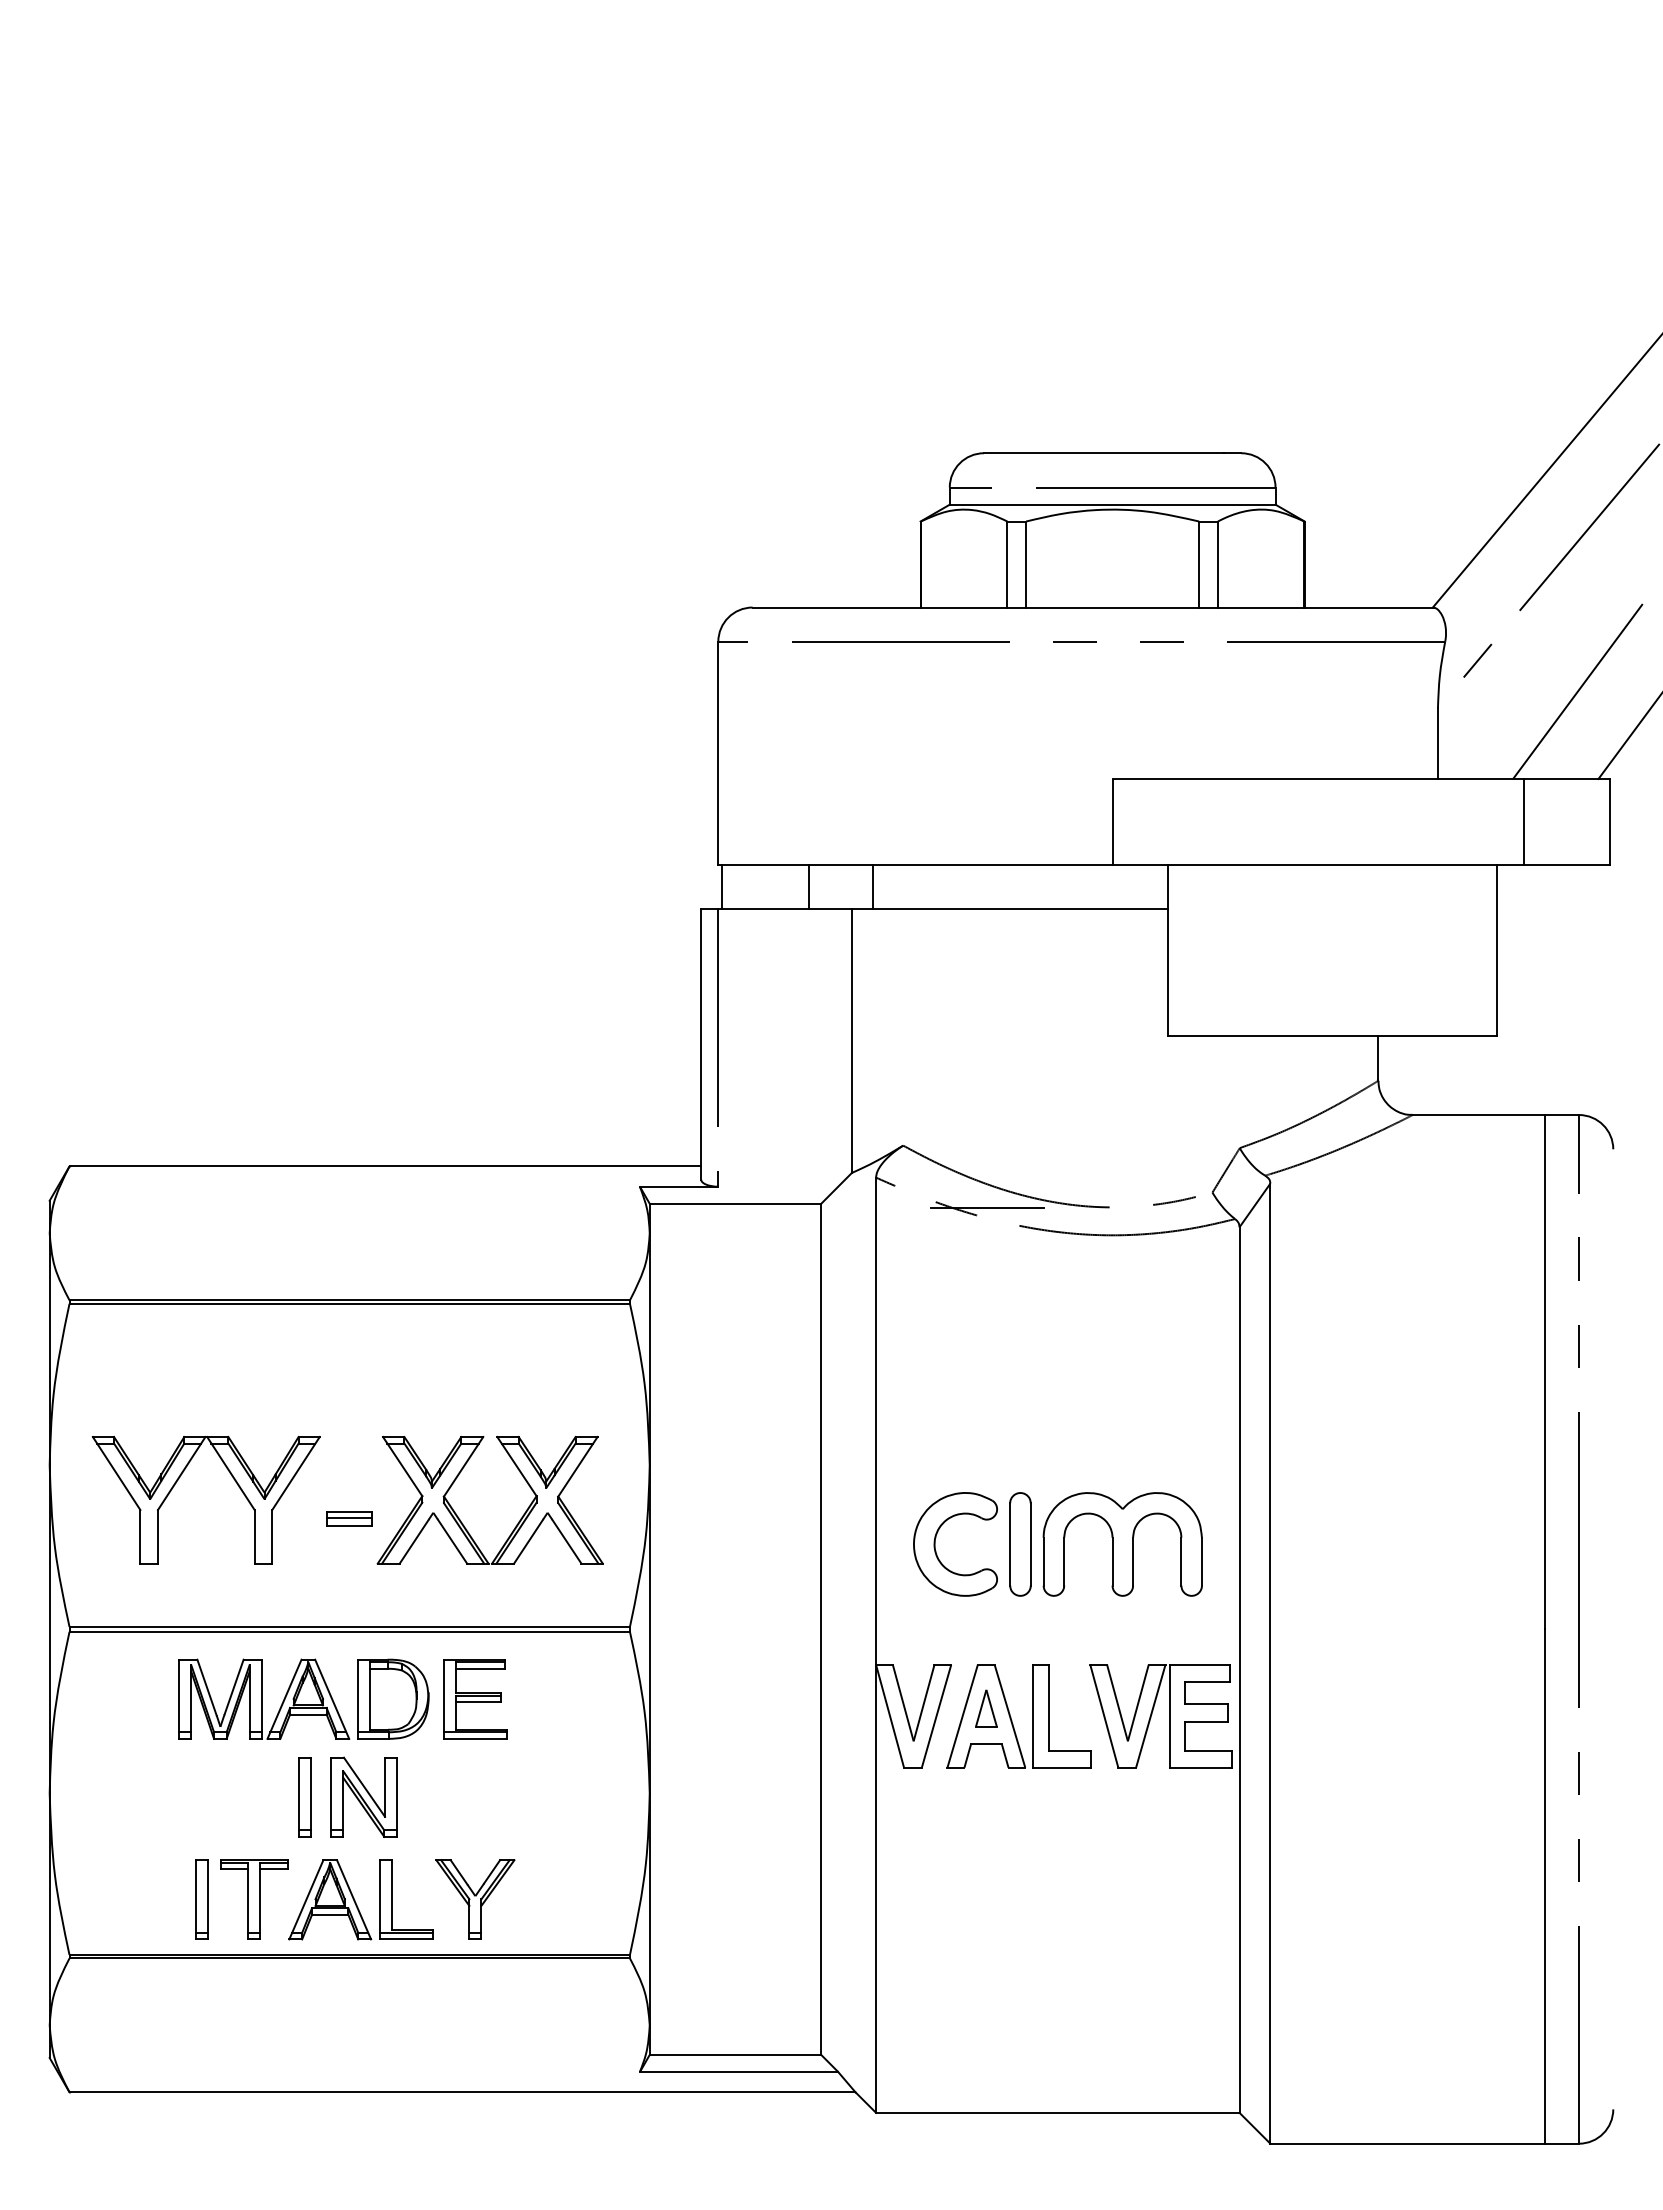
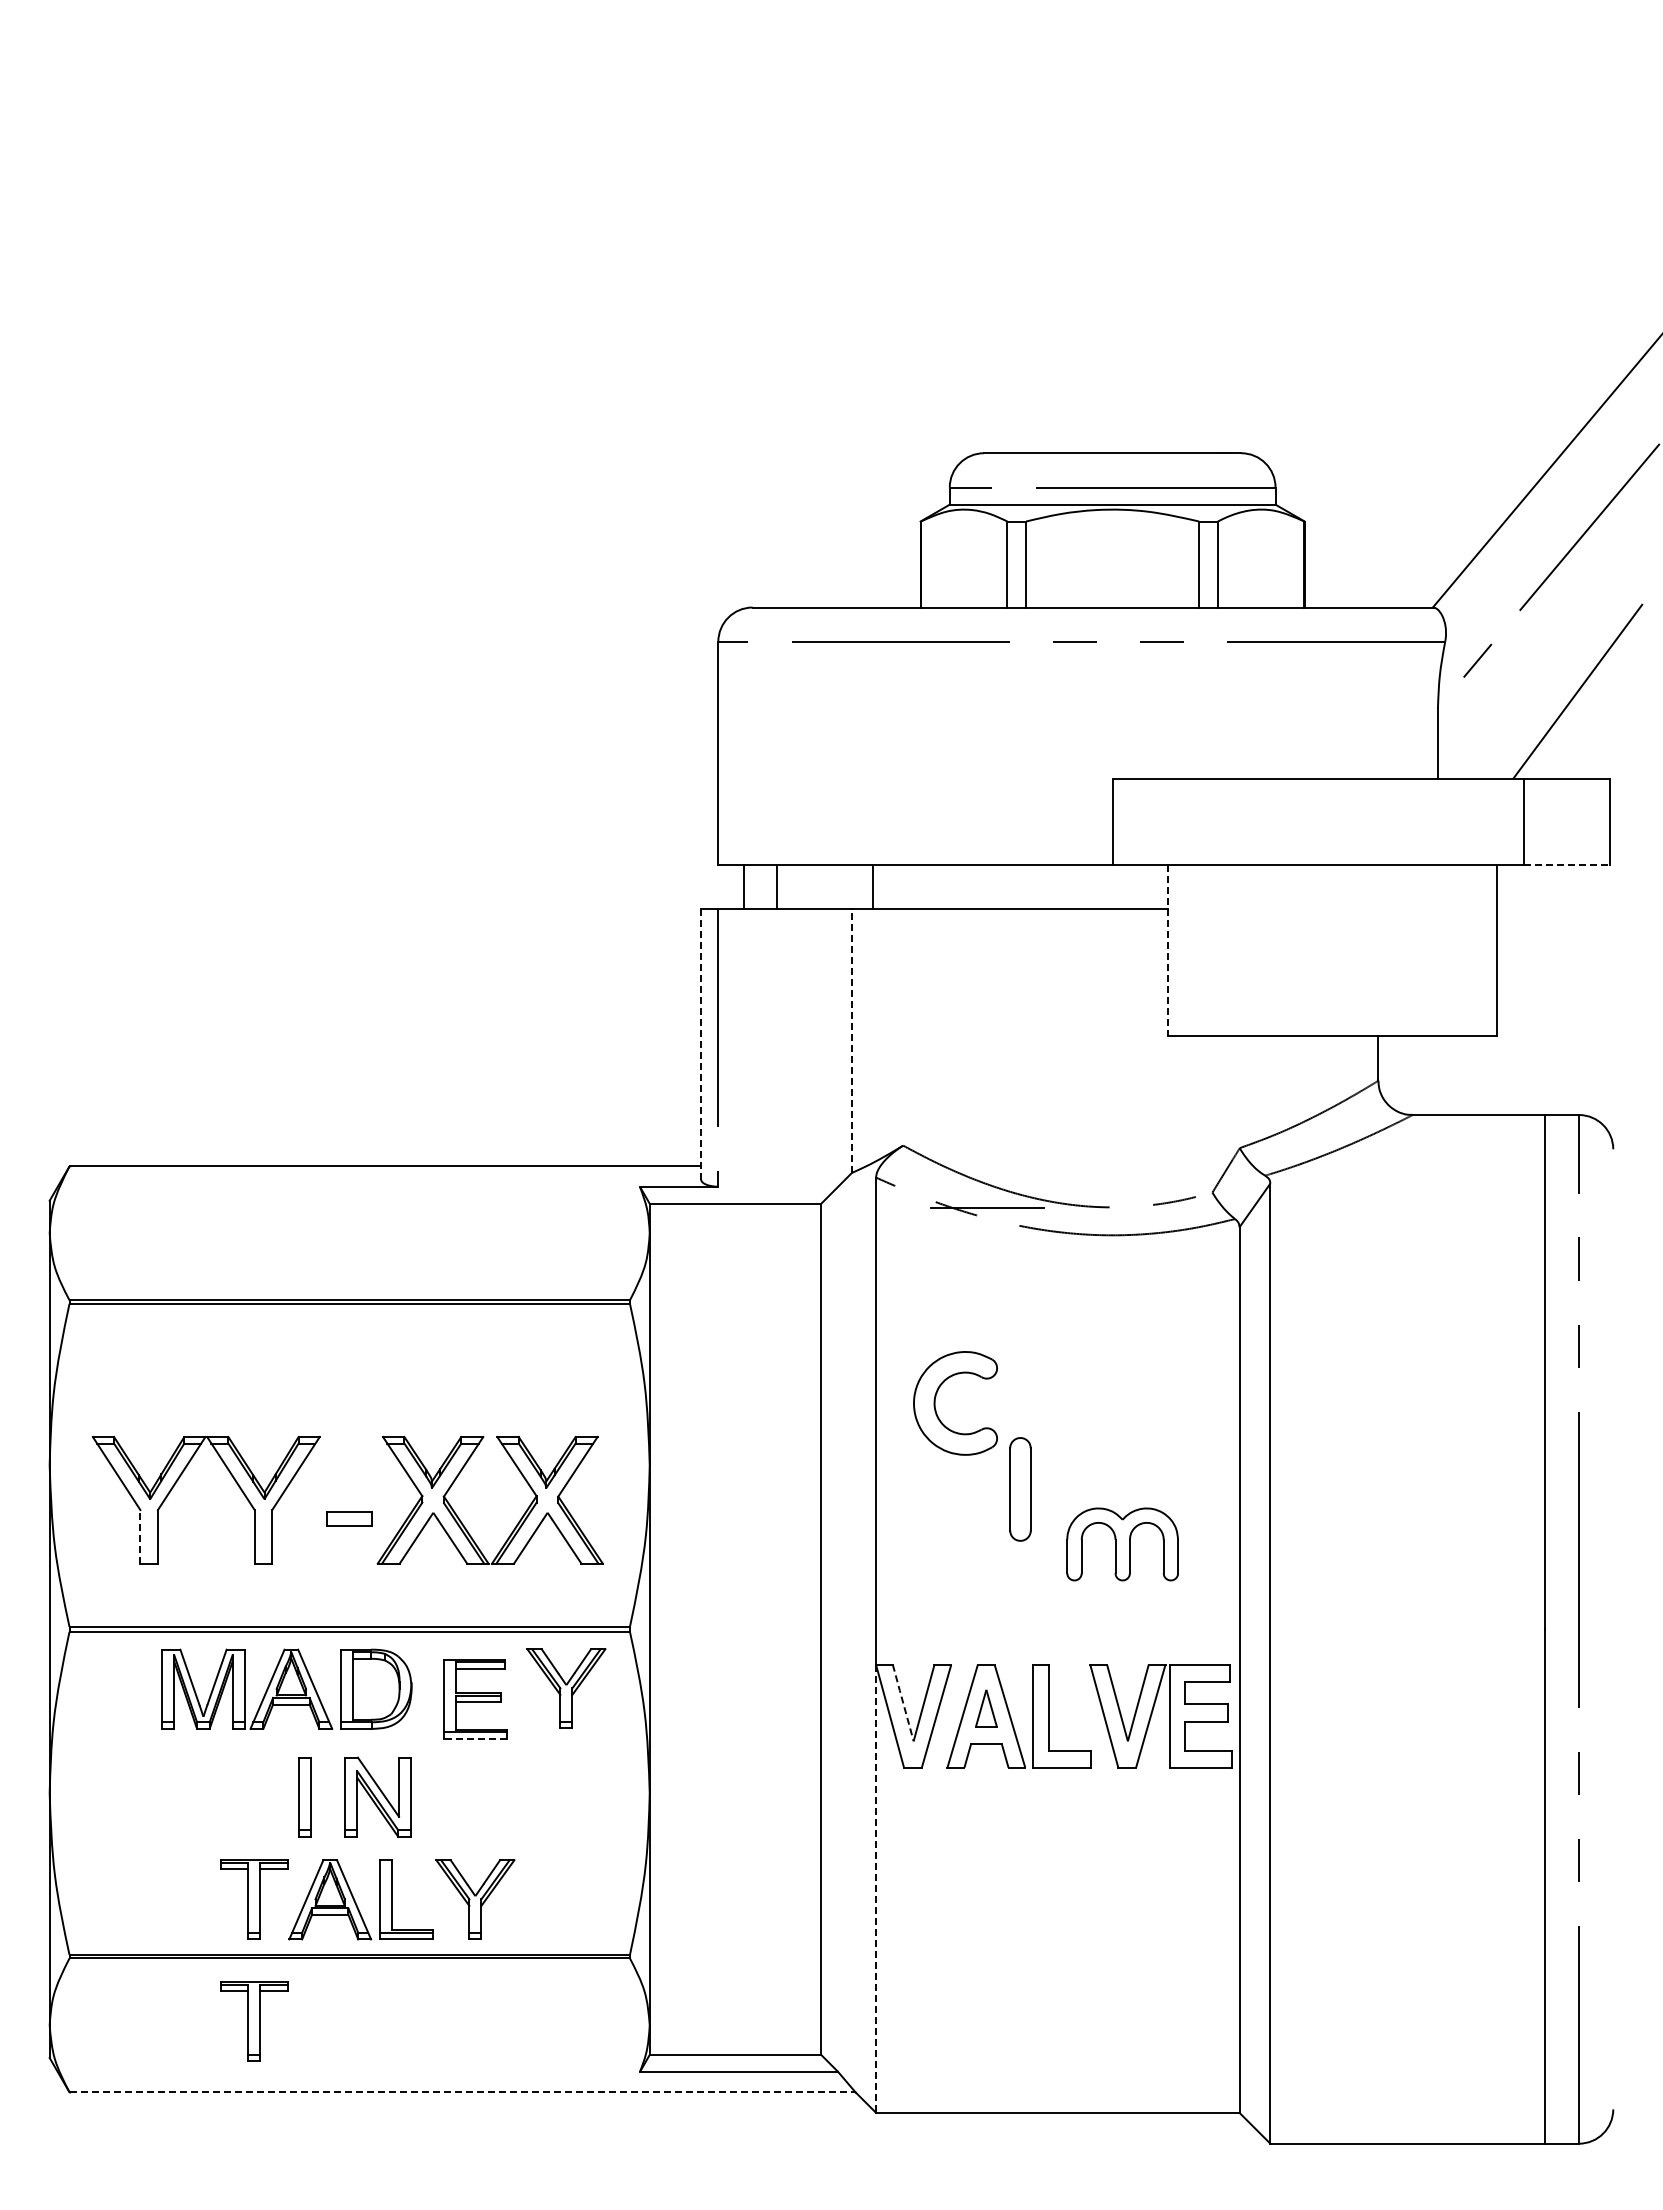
line: present -> none (1628, 737)
line: solid -> dashed (1566, 864)
line position: (722, 886) -> (744, 886) (744, 886)
line position: (808, 886) -> (776, 886) (776, 886)
line: solid -> dashed (1167, 950)
line: solid -> dashed (851, 1041)
line: solid -> dashed (701, 1043)
line: present -> none (349, 1518)
line: solid -> dashed (140, 1536)
part position: (936, 1538) -> (936, 1397) (936, 1397)
part position: (1020, 1544) -> (1020, 1489) (1020, 1489)
part size: 161x105 px -> 113x75 px (1122, 1544)
part: none -> present (566, 1688)
part position: (303, 1698) -> (286, 1688) (286, 1688)
line: solid -> dashed (903, 1703)
line: solid -> dashed (474, 1738)
part position: (363, 1796) -> (377, 1796) (377, 1796)
line: solid -> dashed (876, 1889)
part: present -> none (201, 1899)
part: none -> present (254, 2021)
line: solid -> dashed (462, 2092)
